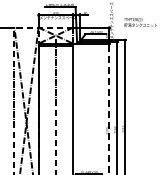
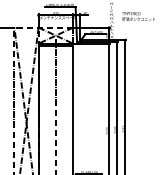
text position: (140, 22) -> (138, 16) (138, 16)
line: dashed -> solid (109, 110)
